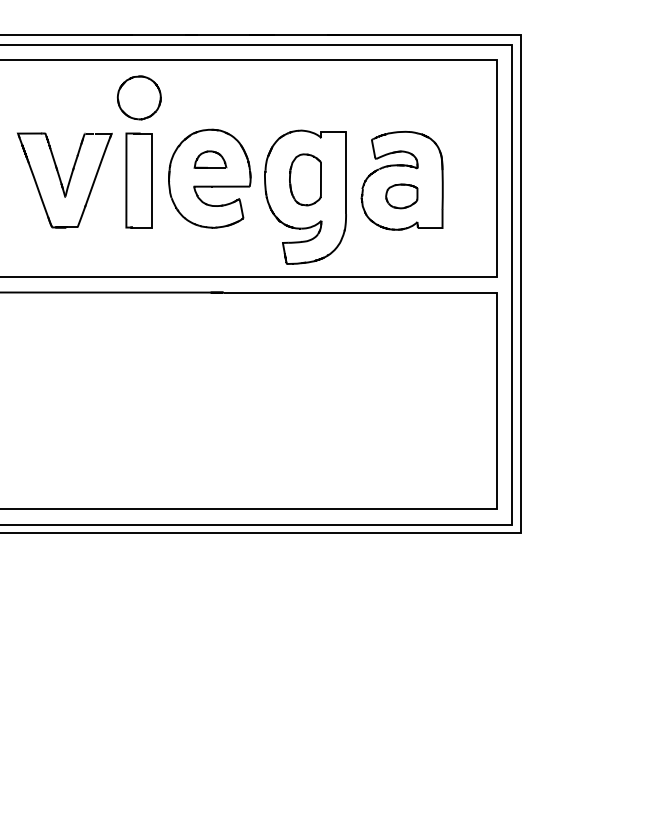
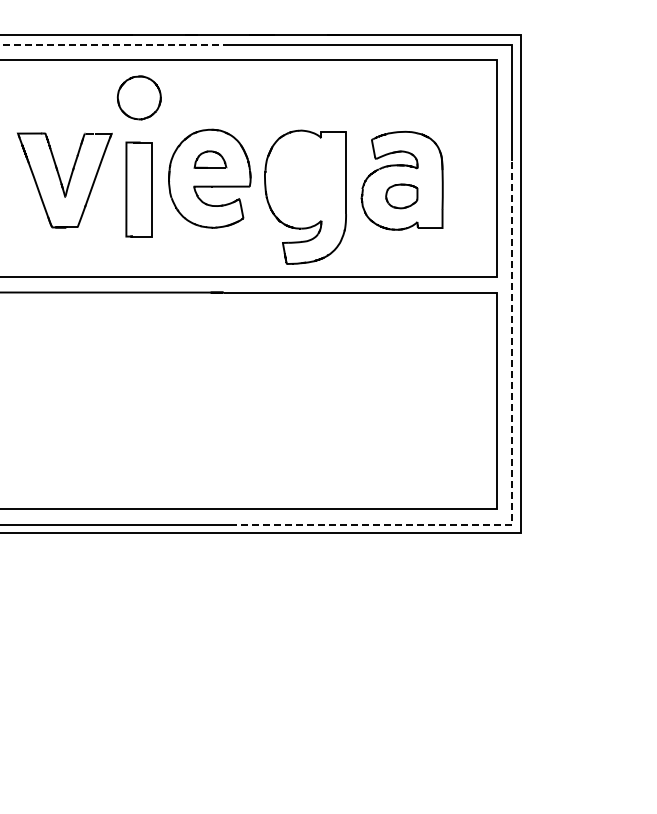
line: solid -> dashed (115, 45)
part: present -> none (305, 179)
part position: (138, 180) -> (138, 189) (138, 189)
line: solid -> dashed (511, 484)
